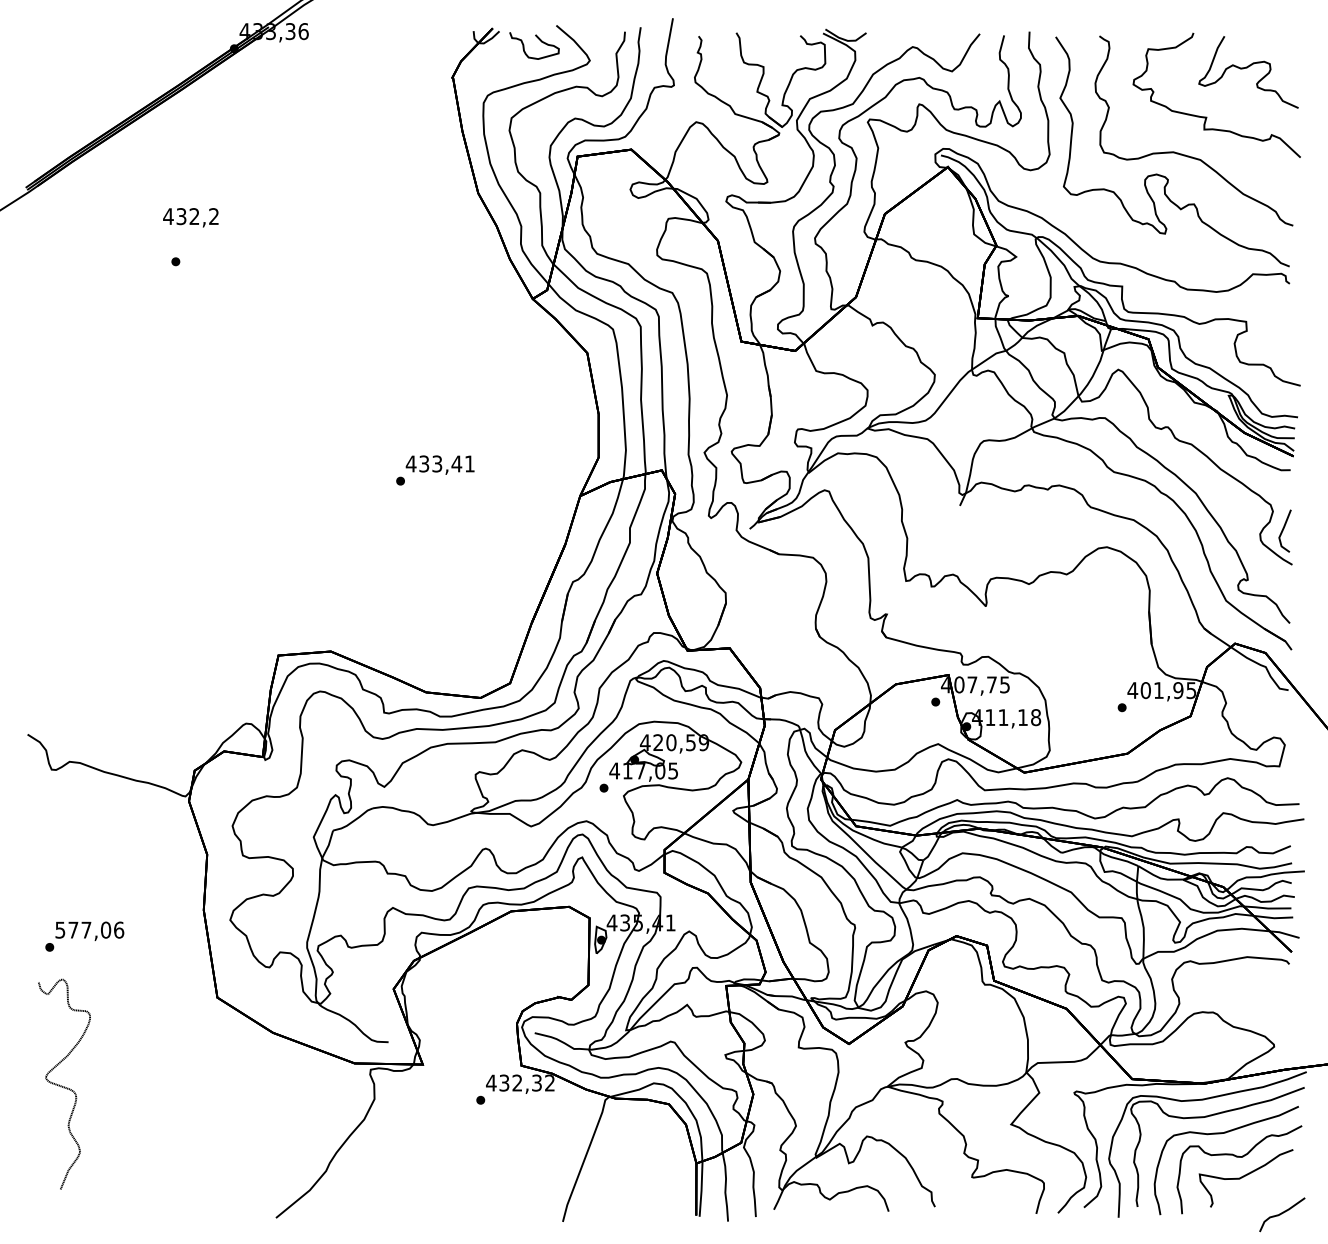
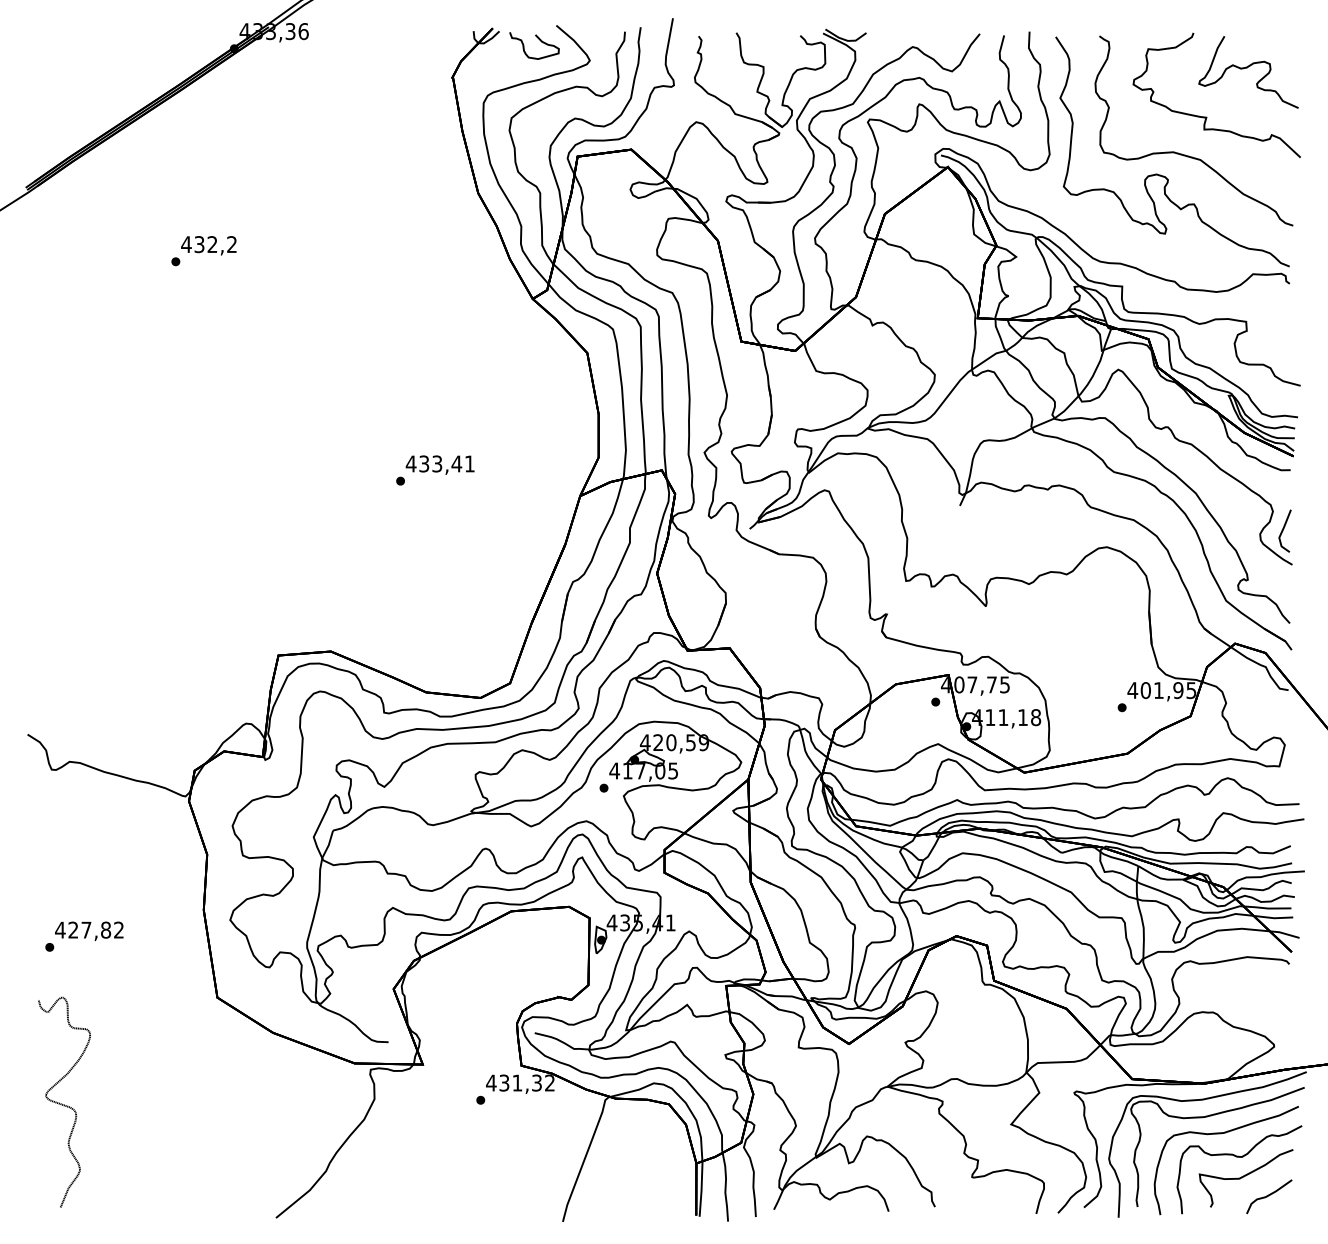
text position: (190, 217) -> (208, 245) (208, 245)
text: 577,06 -> 427,82 (89, 929)
text: 432,32 -> 431,32 (517, 1082)
curve position: (64, 1086) -> (64, 1104) (64, 1104)
part position: (1282, 1214) -> (1269, 1196) (1269, 1196)
